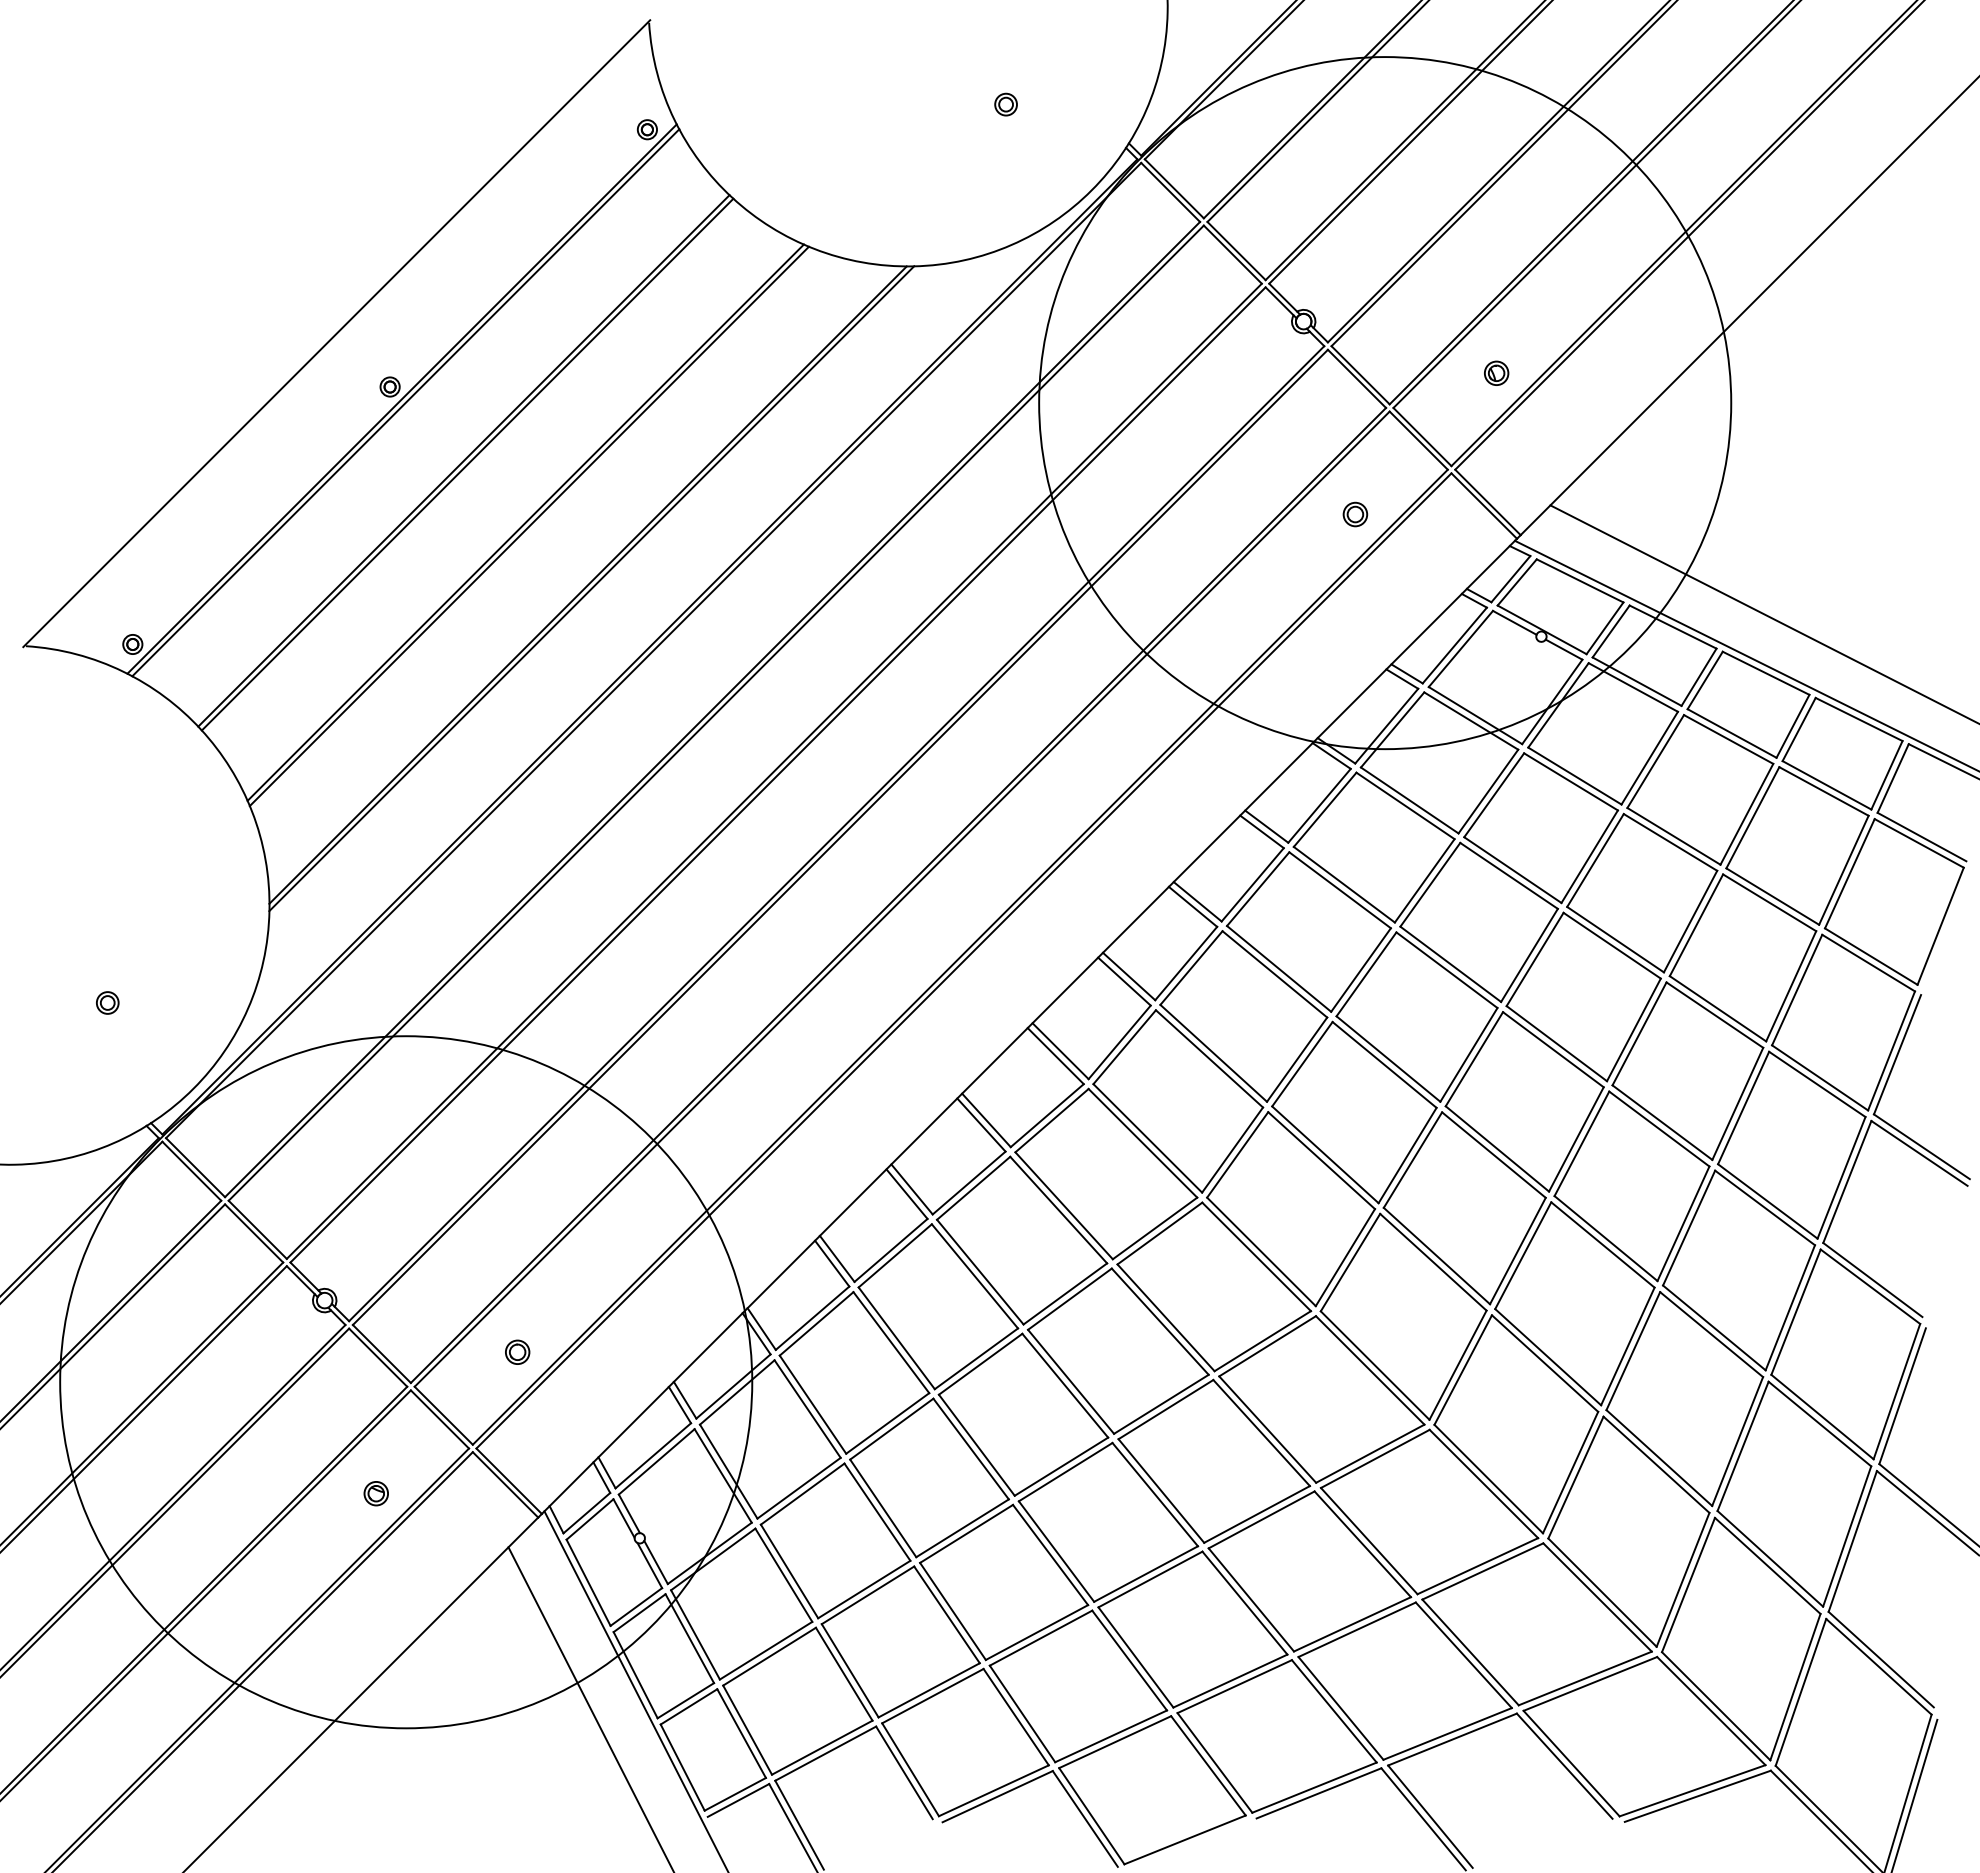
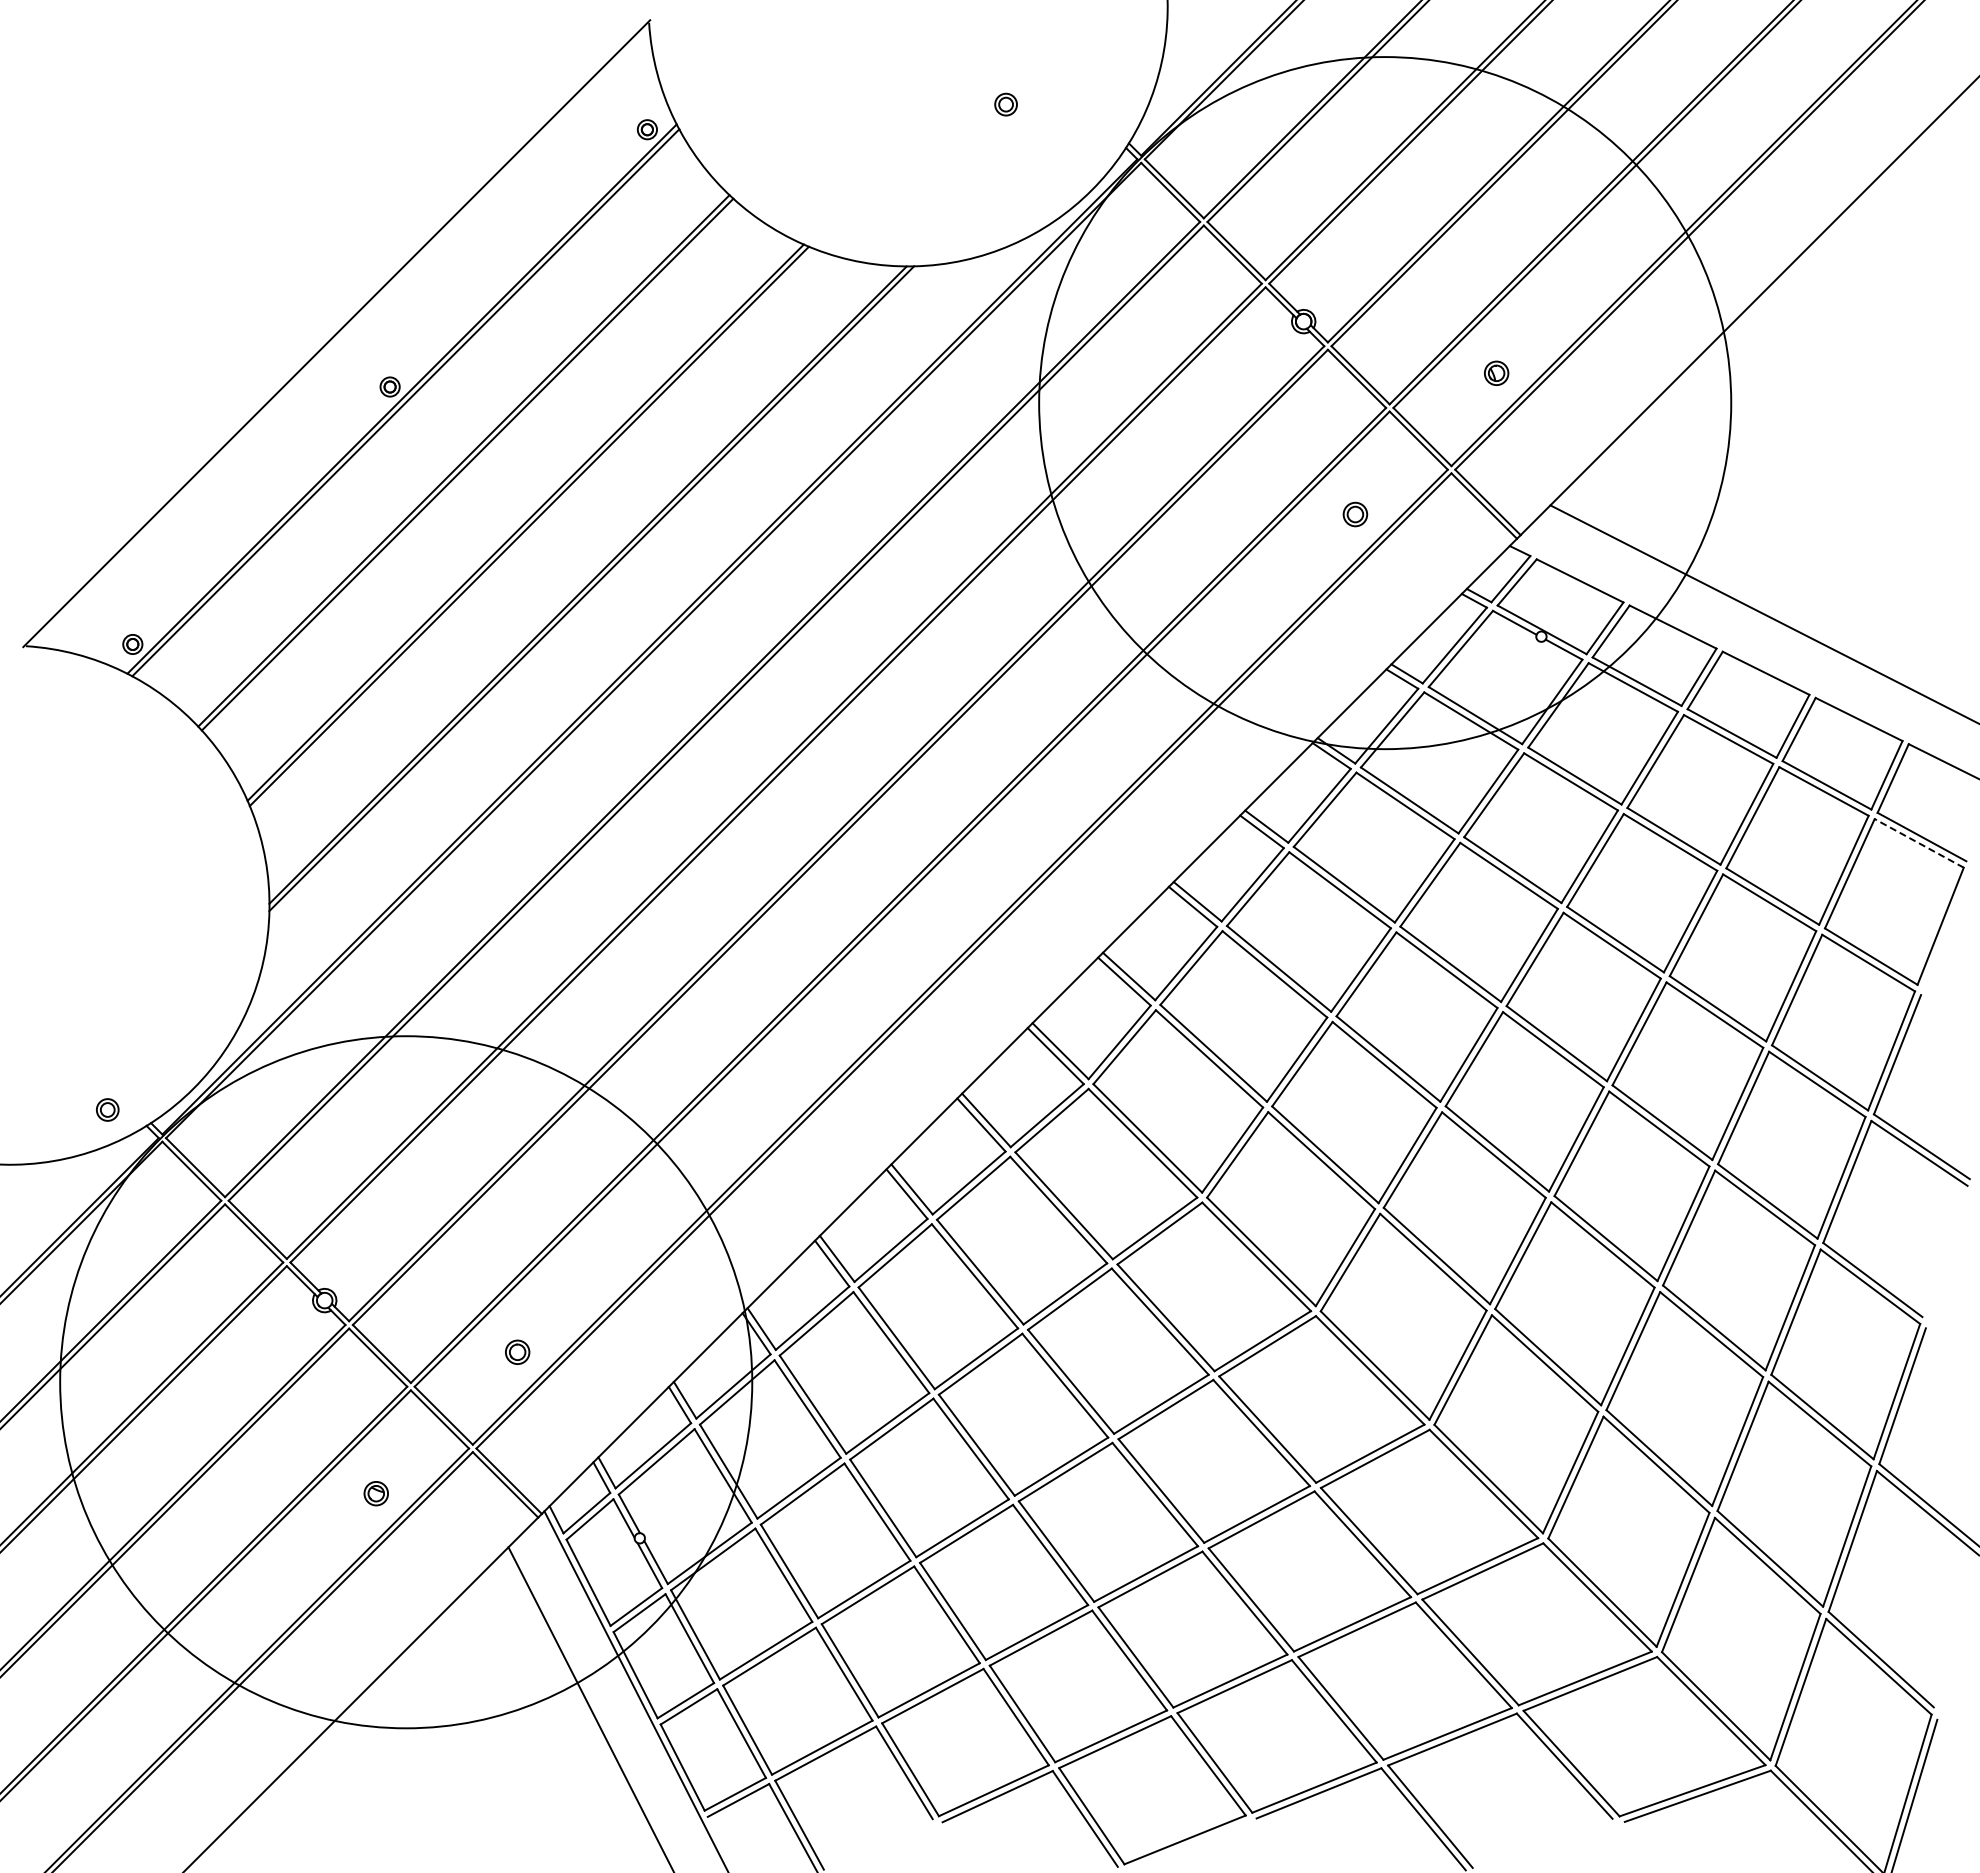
line: present -> none (1745, 655)
line: solid -> dashed (1919, 843)
part position: (107, 1002) -> (107, 1109) (107, 1109)
